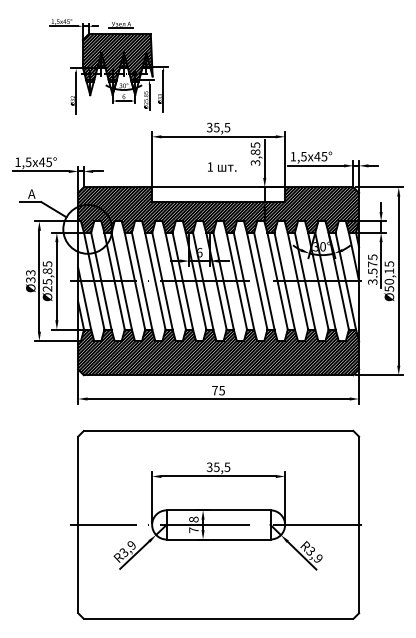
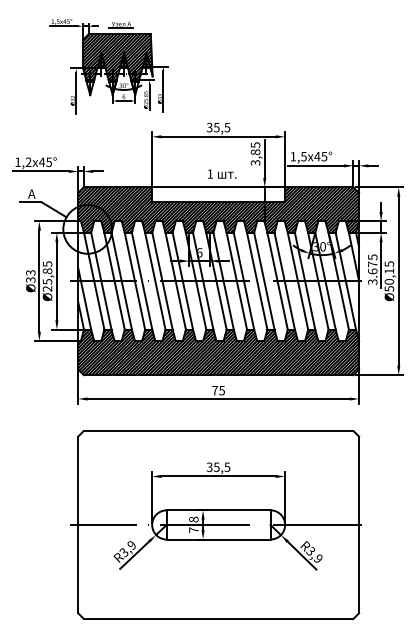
text: 1,5x45° -> 1,2x45° (28, 162)
text position: (222, 166) -> (222, 173) (222, 173)
text: 3.575 -> 3.675 (372, 271)
